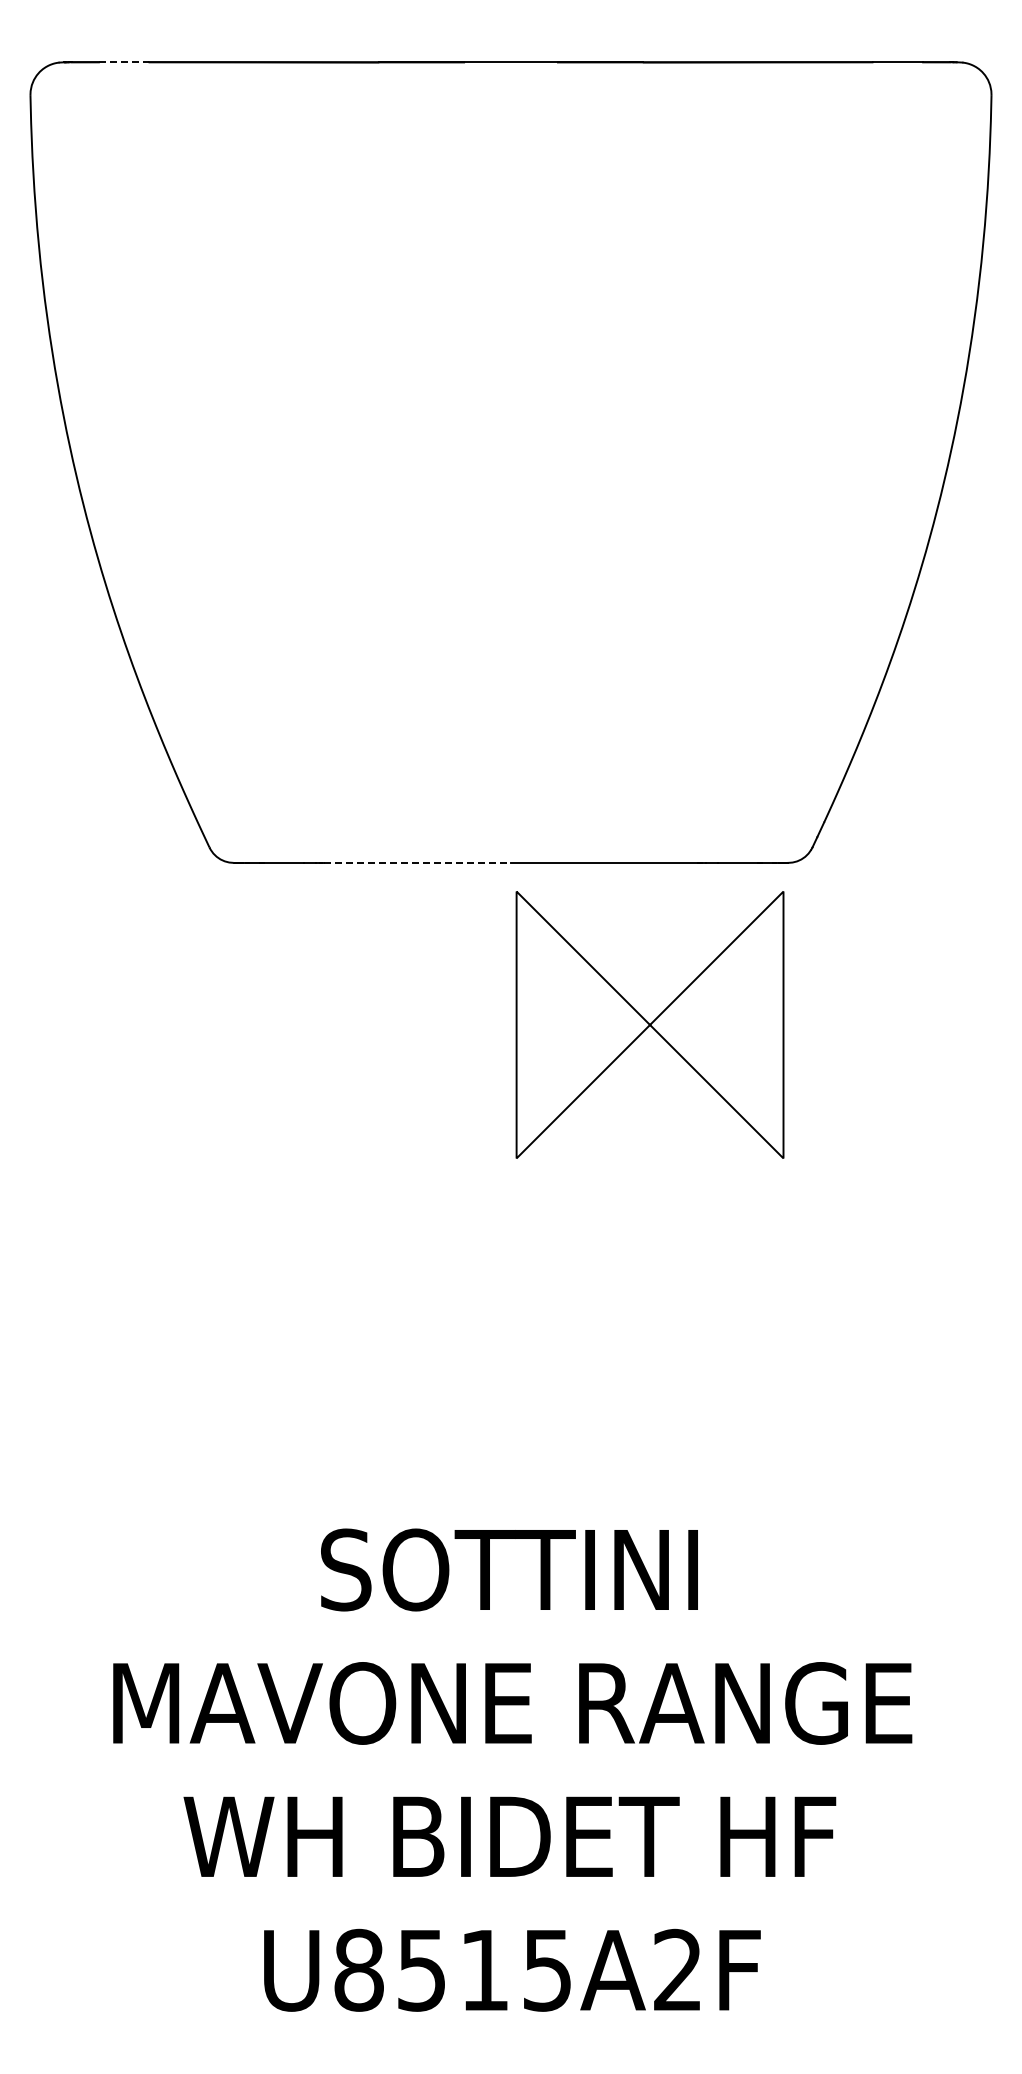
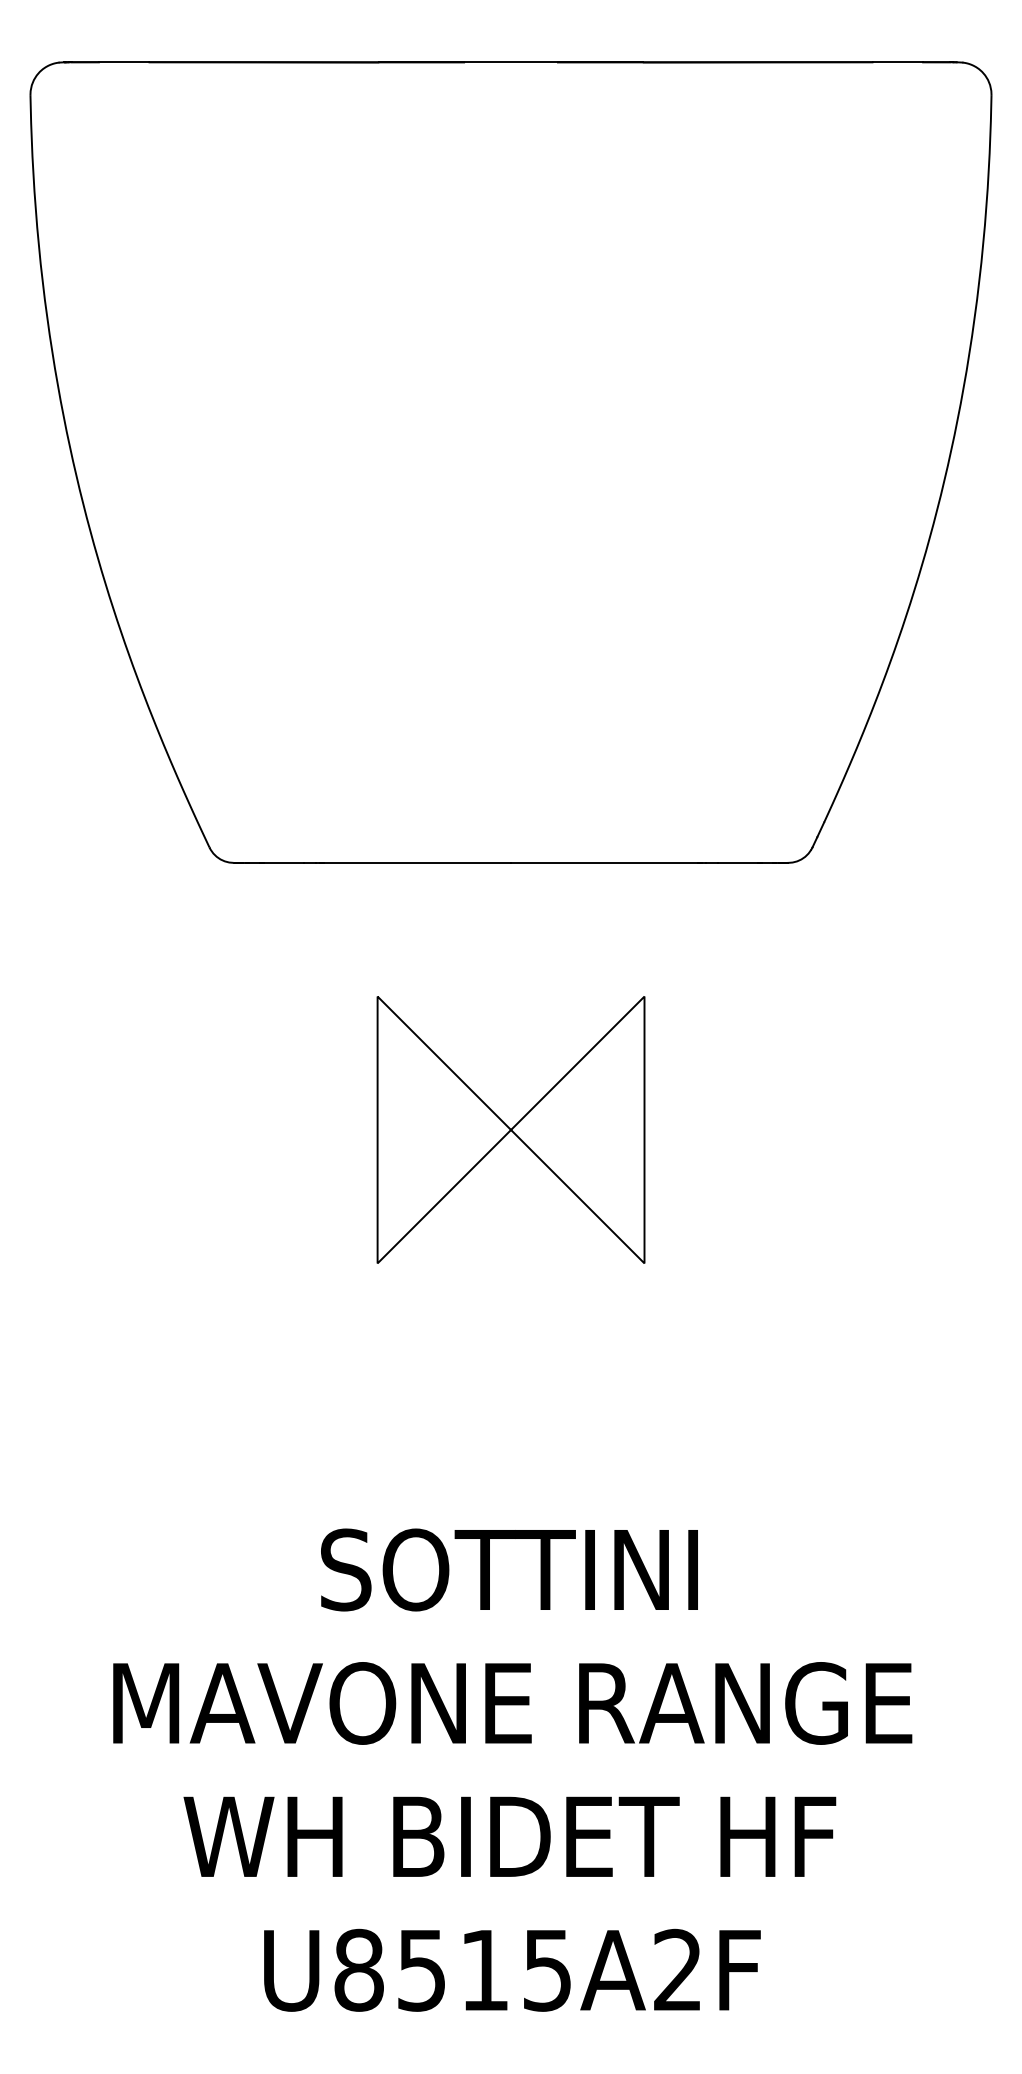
line: dashed -> solid (123, 62)
line: dashed -> solid (418, 862)
part position: (649, 1024) -> (510, 1129) (510, 1129)
